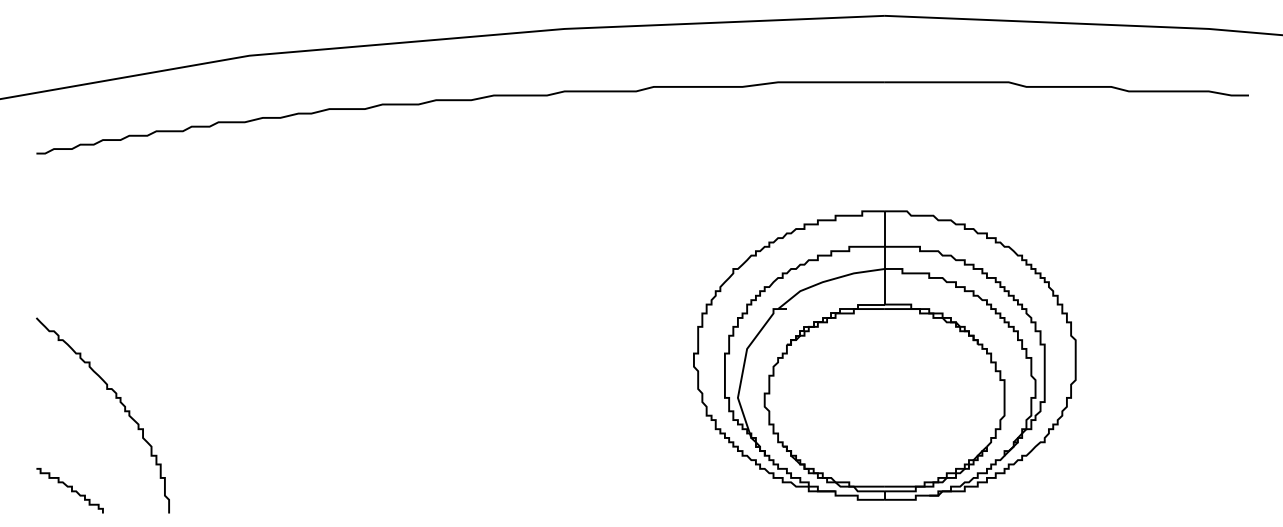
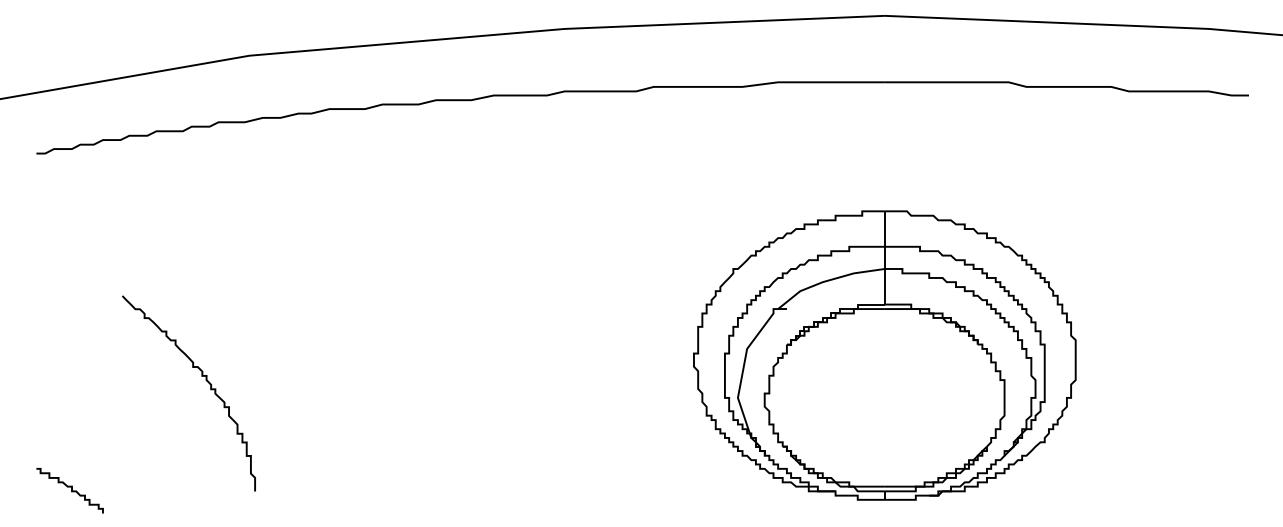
curve position: (115, 398) -> (201, 376) (201, 376)
